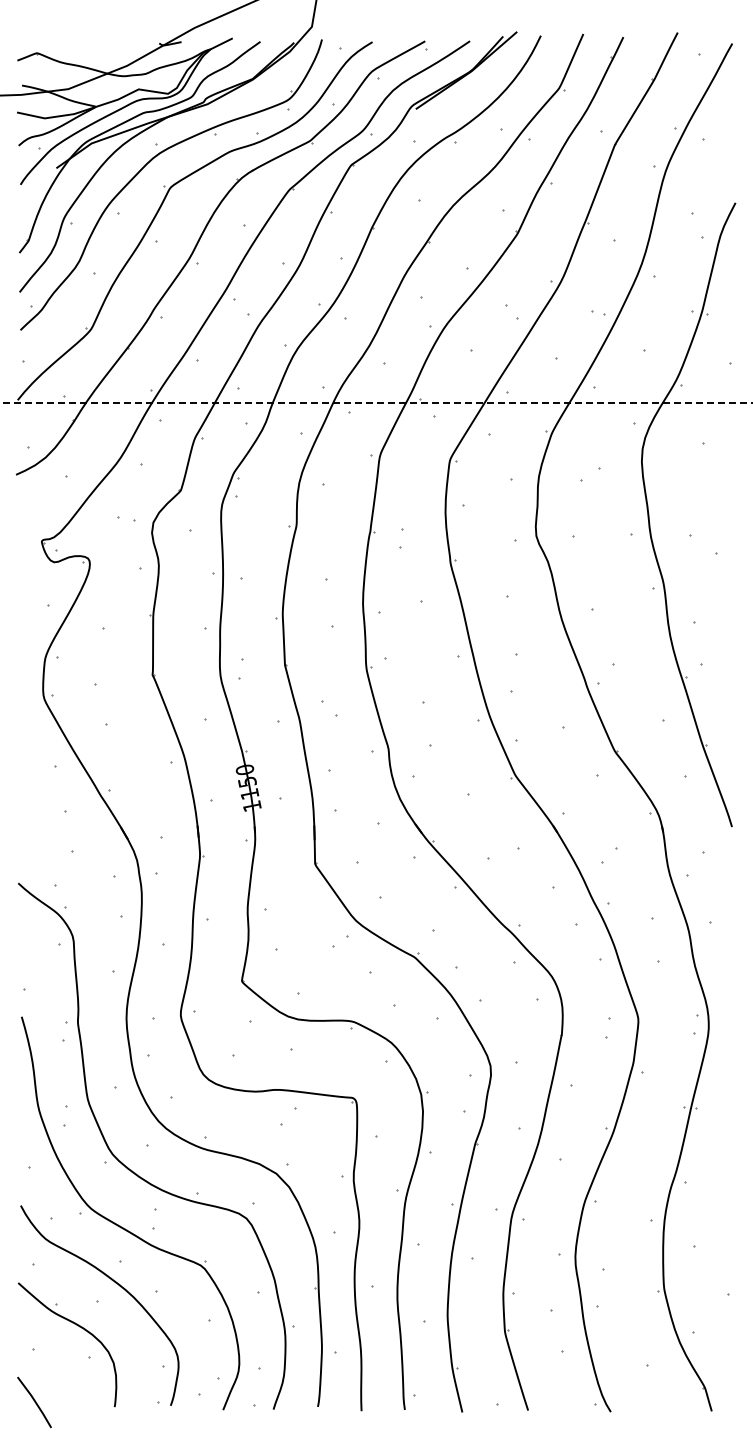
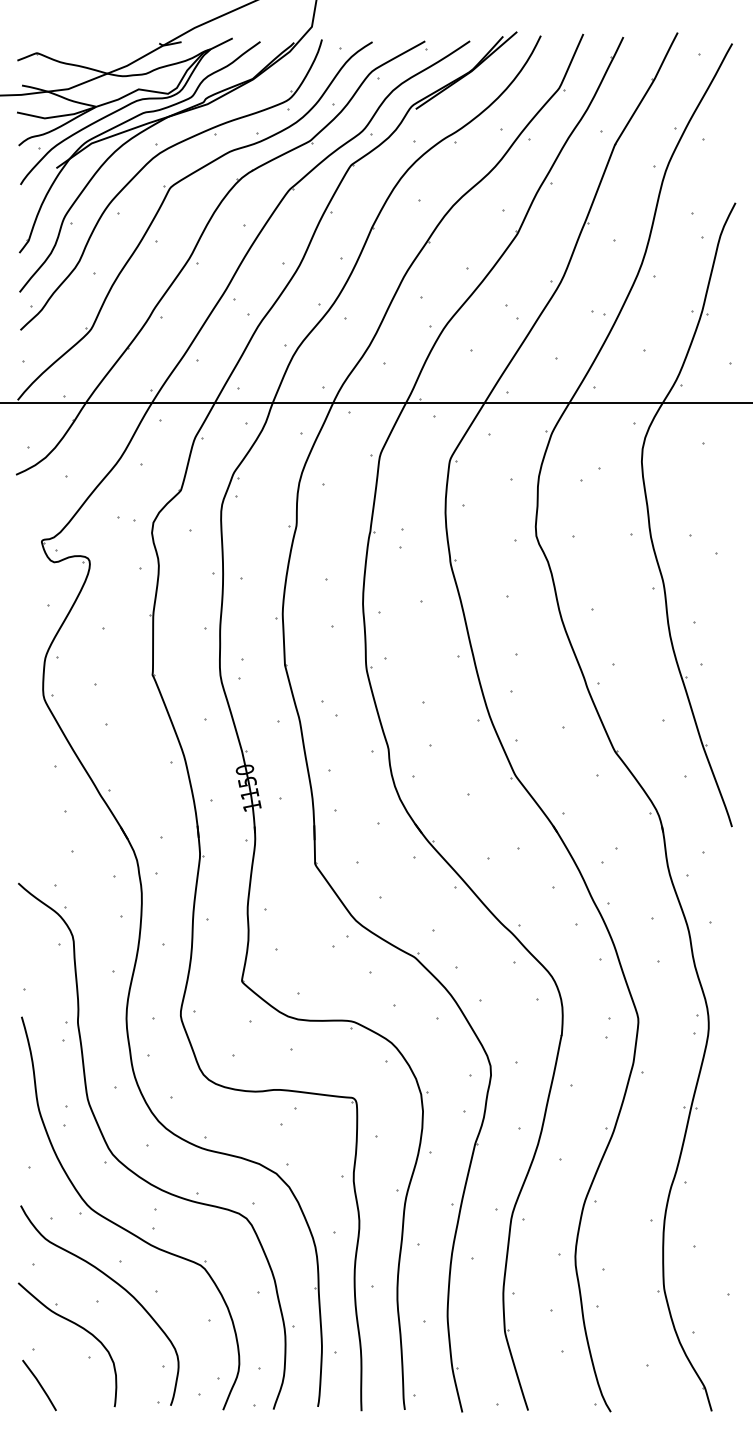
line: dashed -> solid (376, 403)
line position: (34, 1402) -> (39, 1385) (39, 1385)
